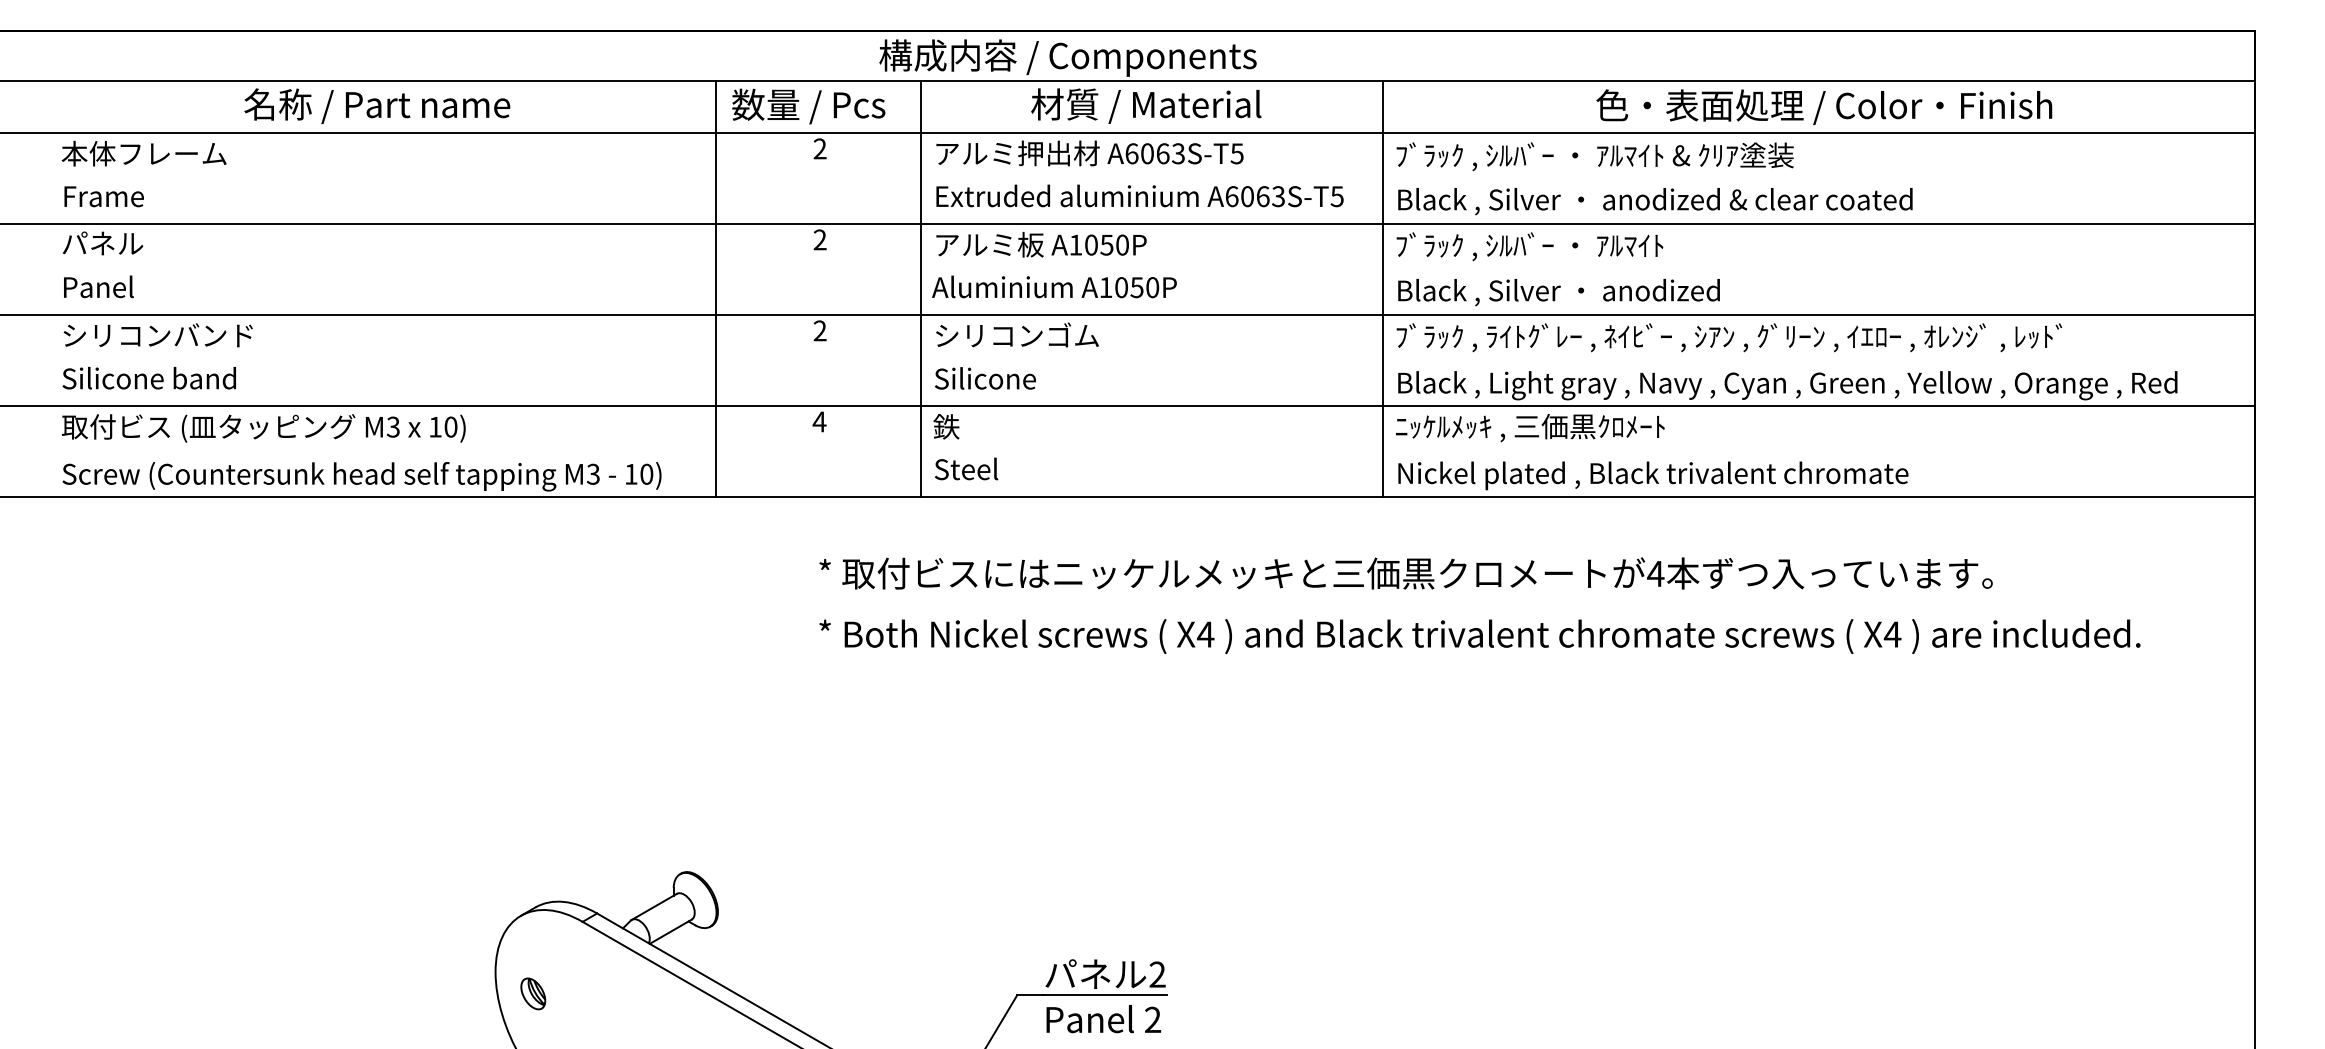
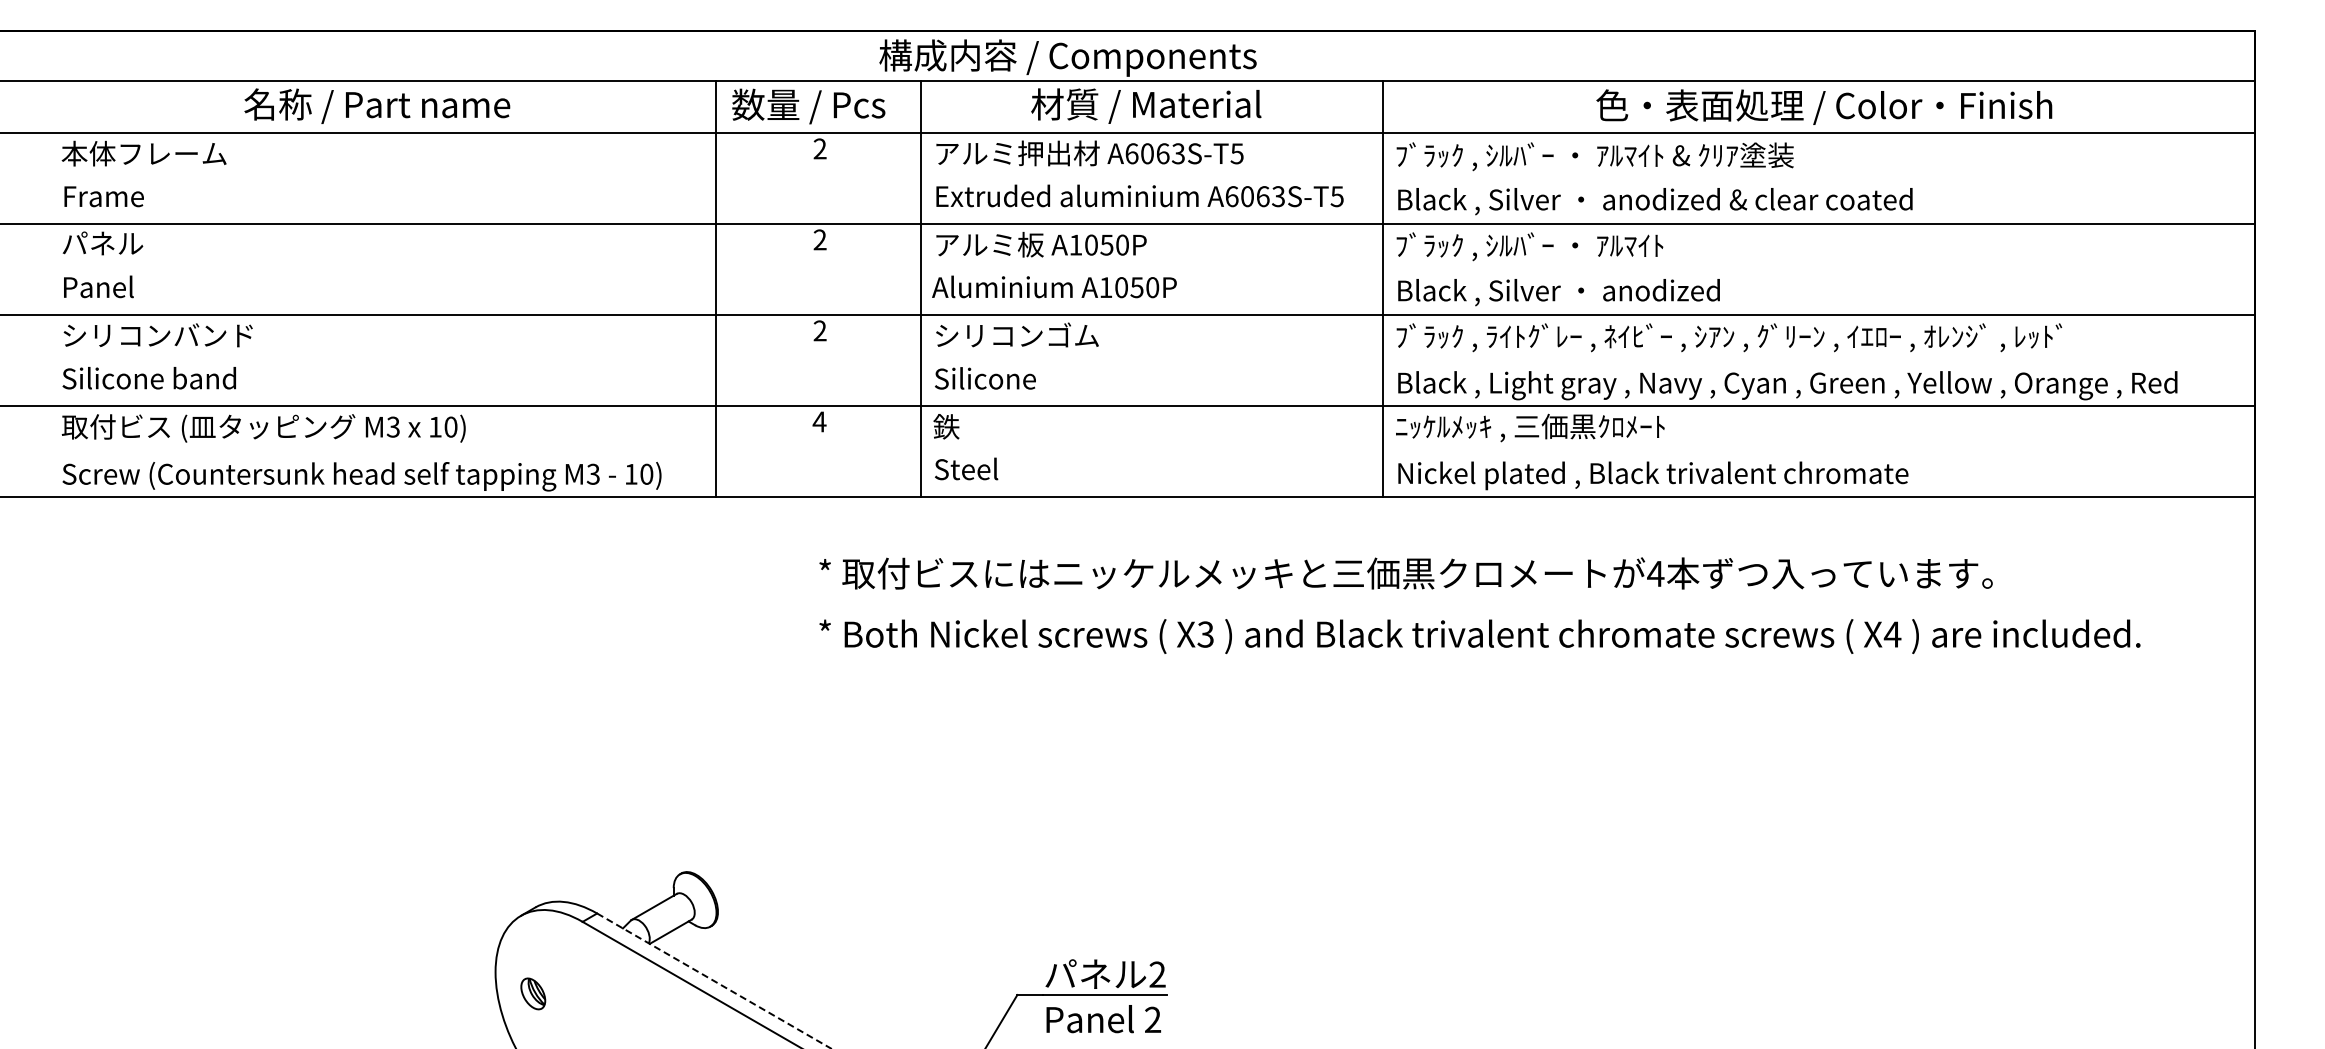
text: X4 -> X3 (1205, 634)
line: solid -> dashed (714, 981)
